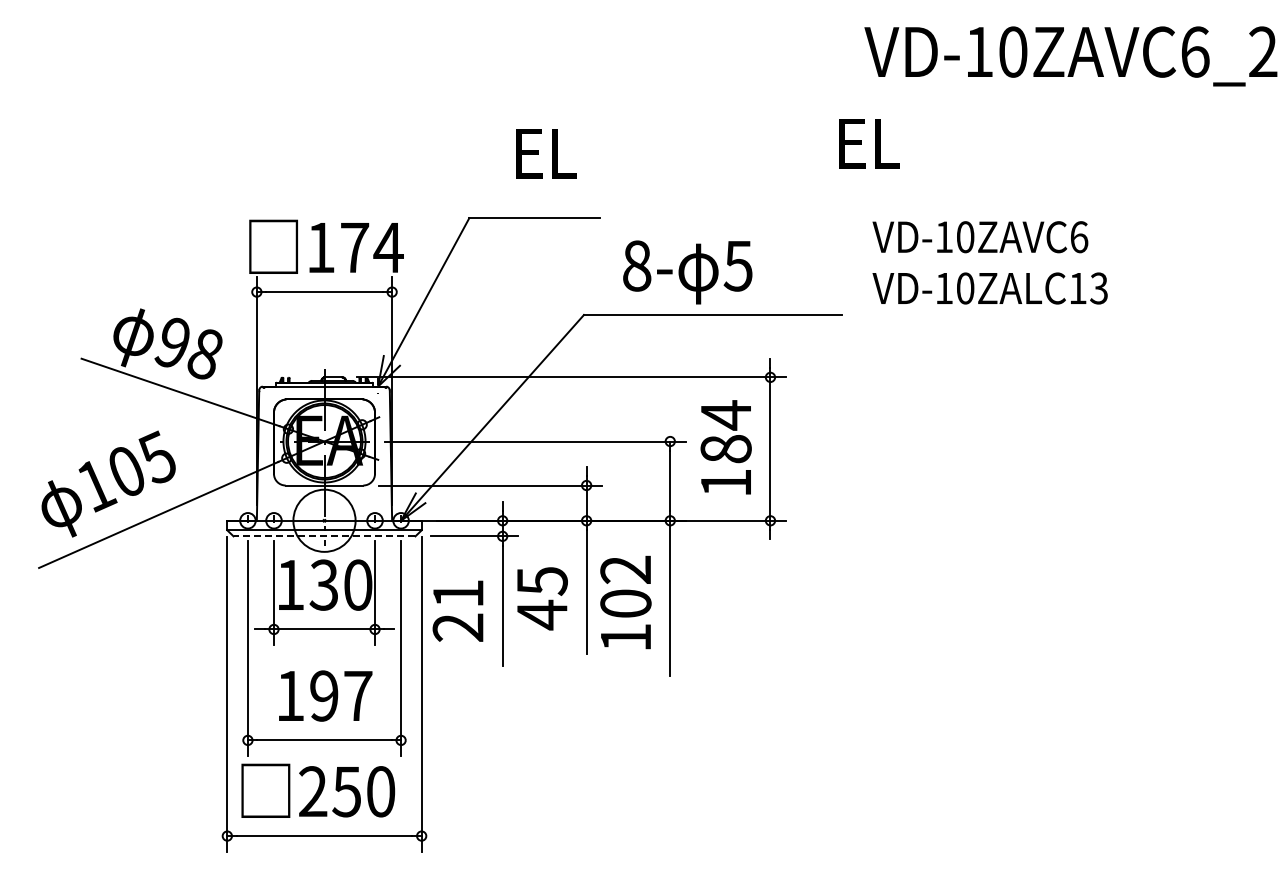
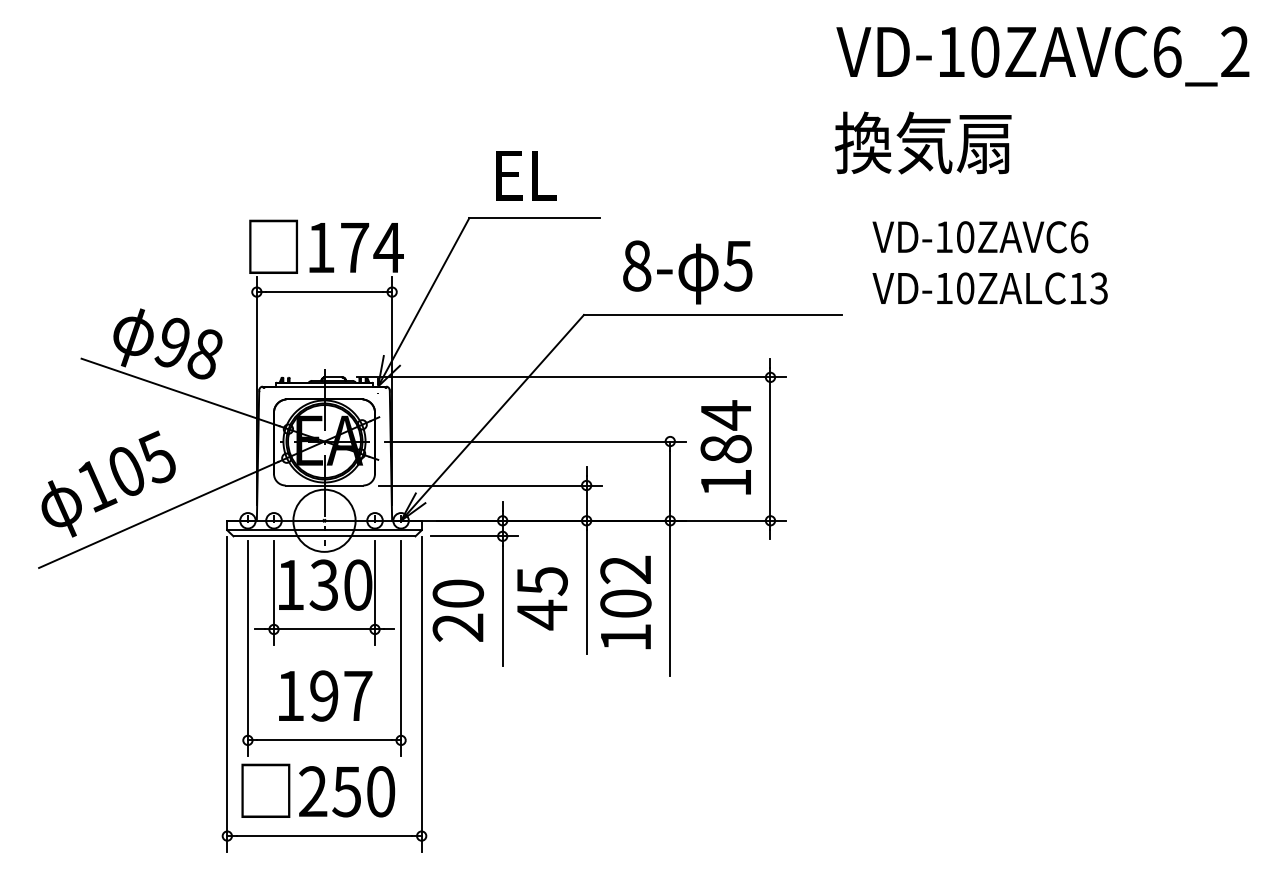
text position: (1070, 56) -> (1042, 56) (1042, 56)
text: EL -> 換気扇 (922, 142)
text position: (546, 153) -> (526, 175) (526, 175)
line: dashed -> solid (324, 536)
text: 21 -> 20 (458, 593)
